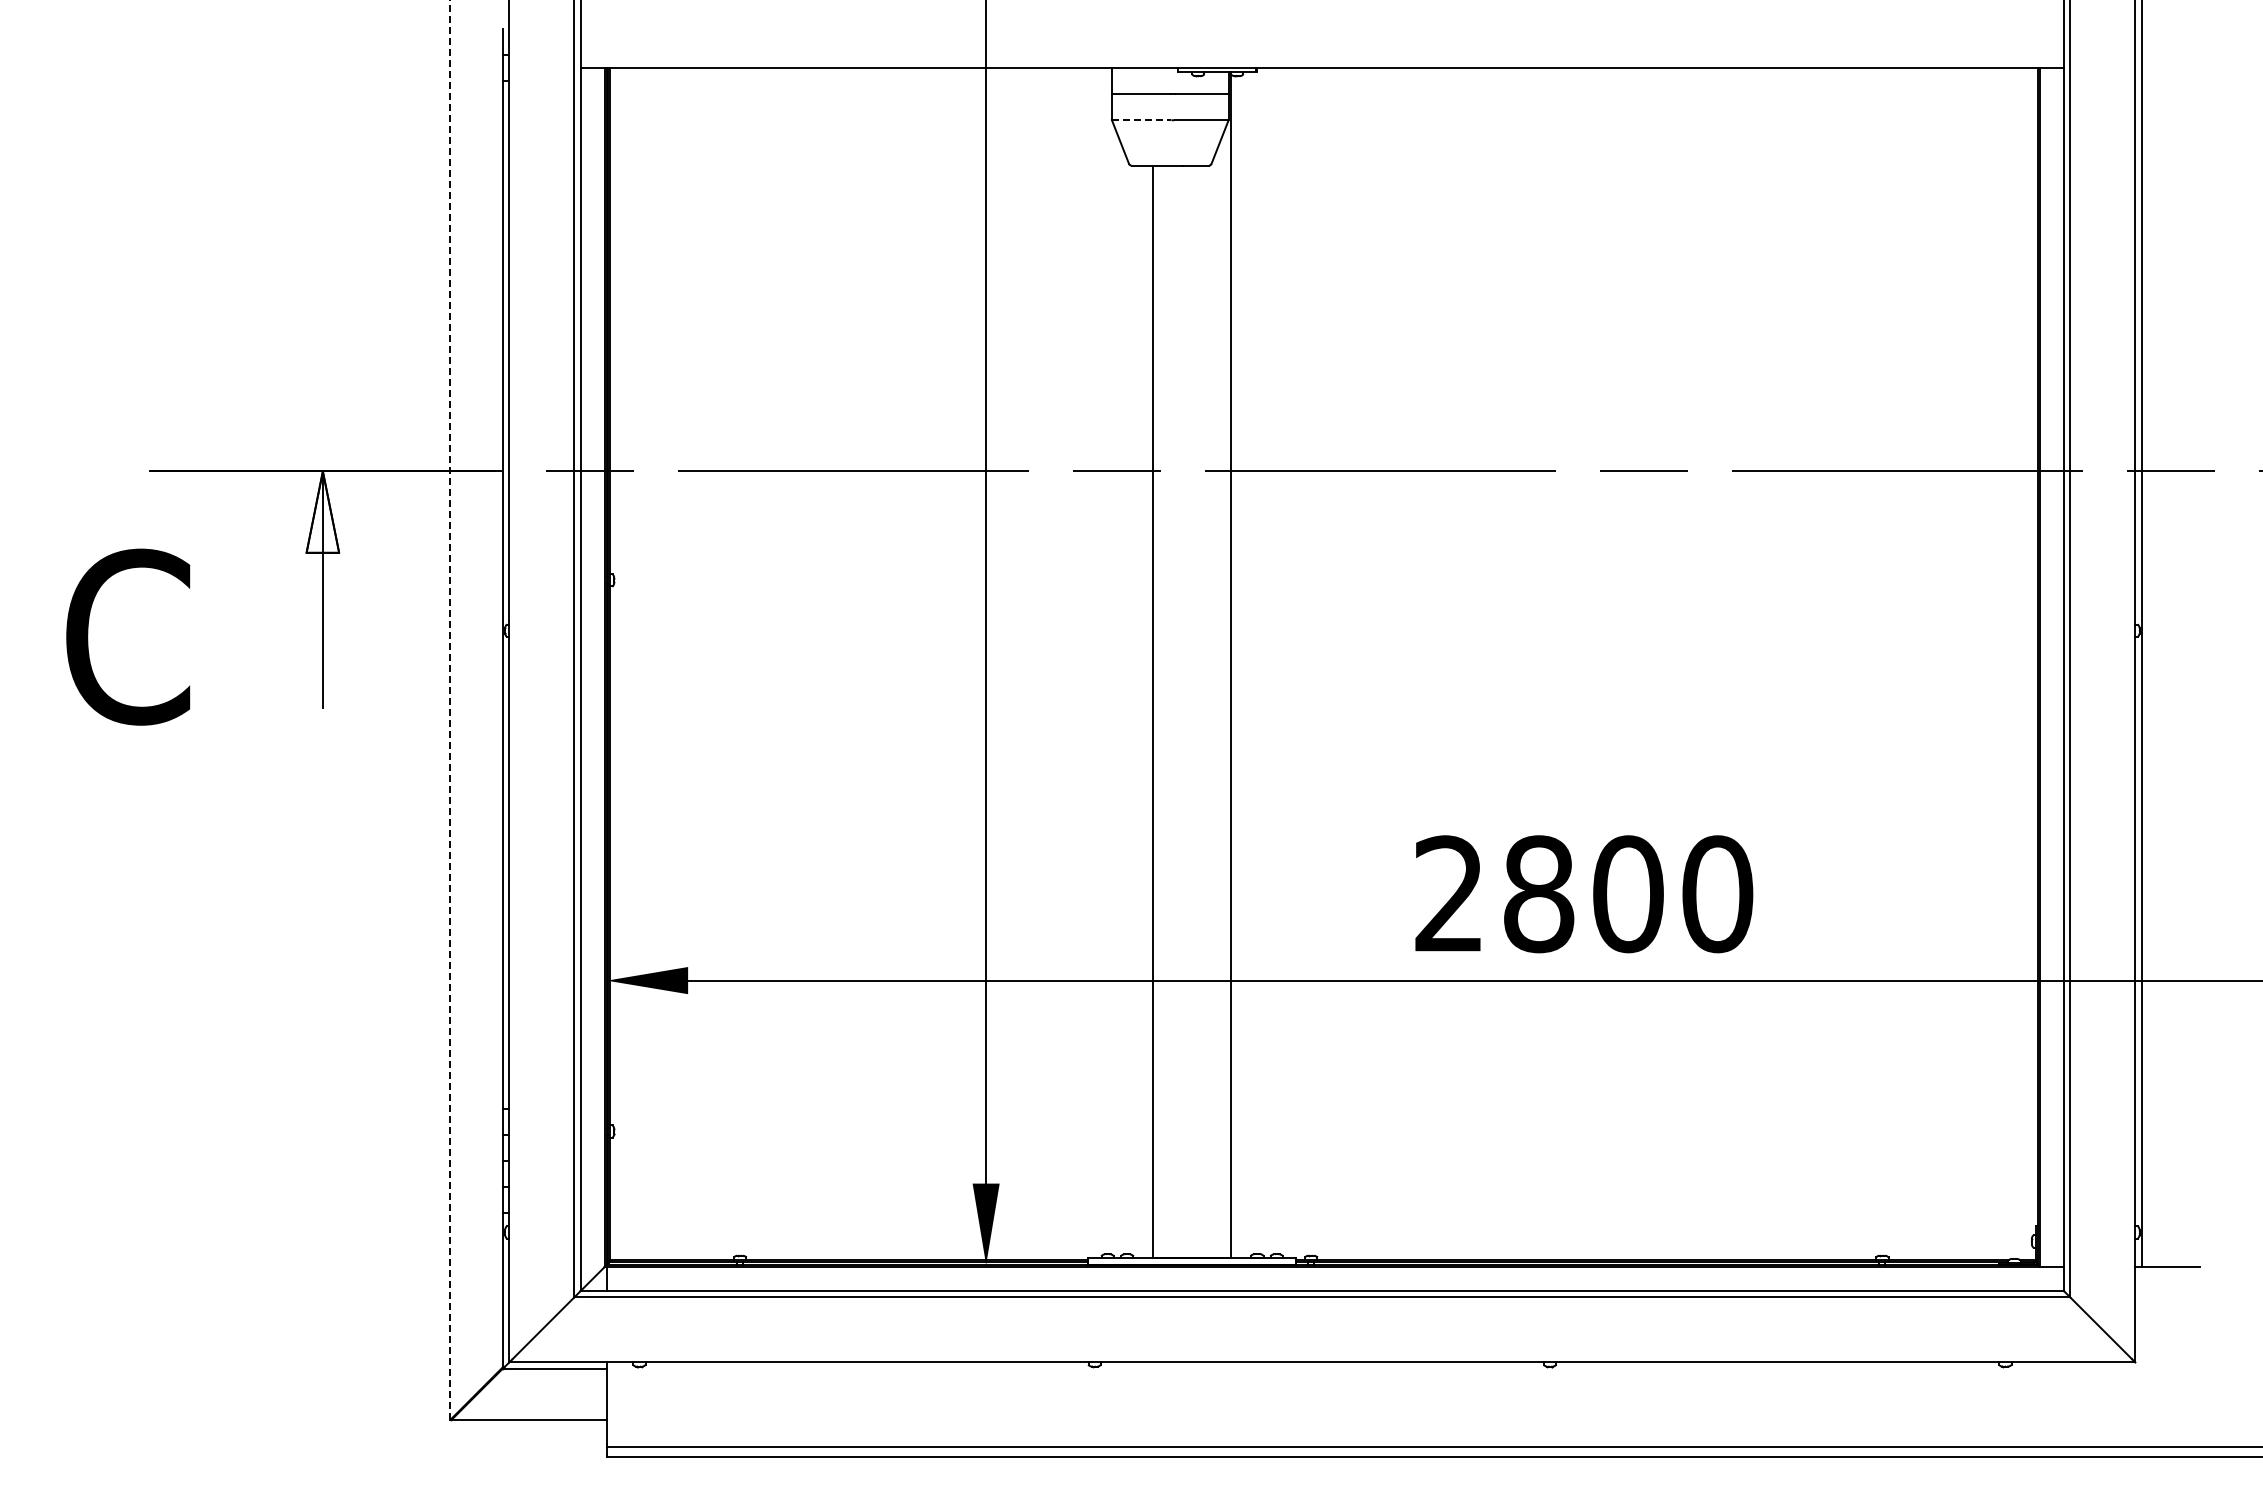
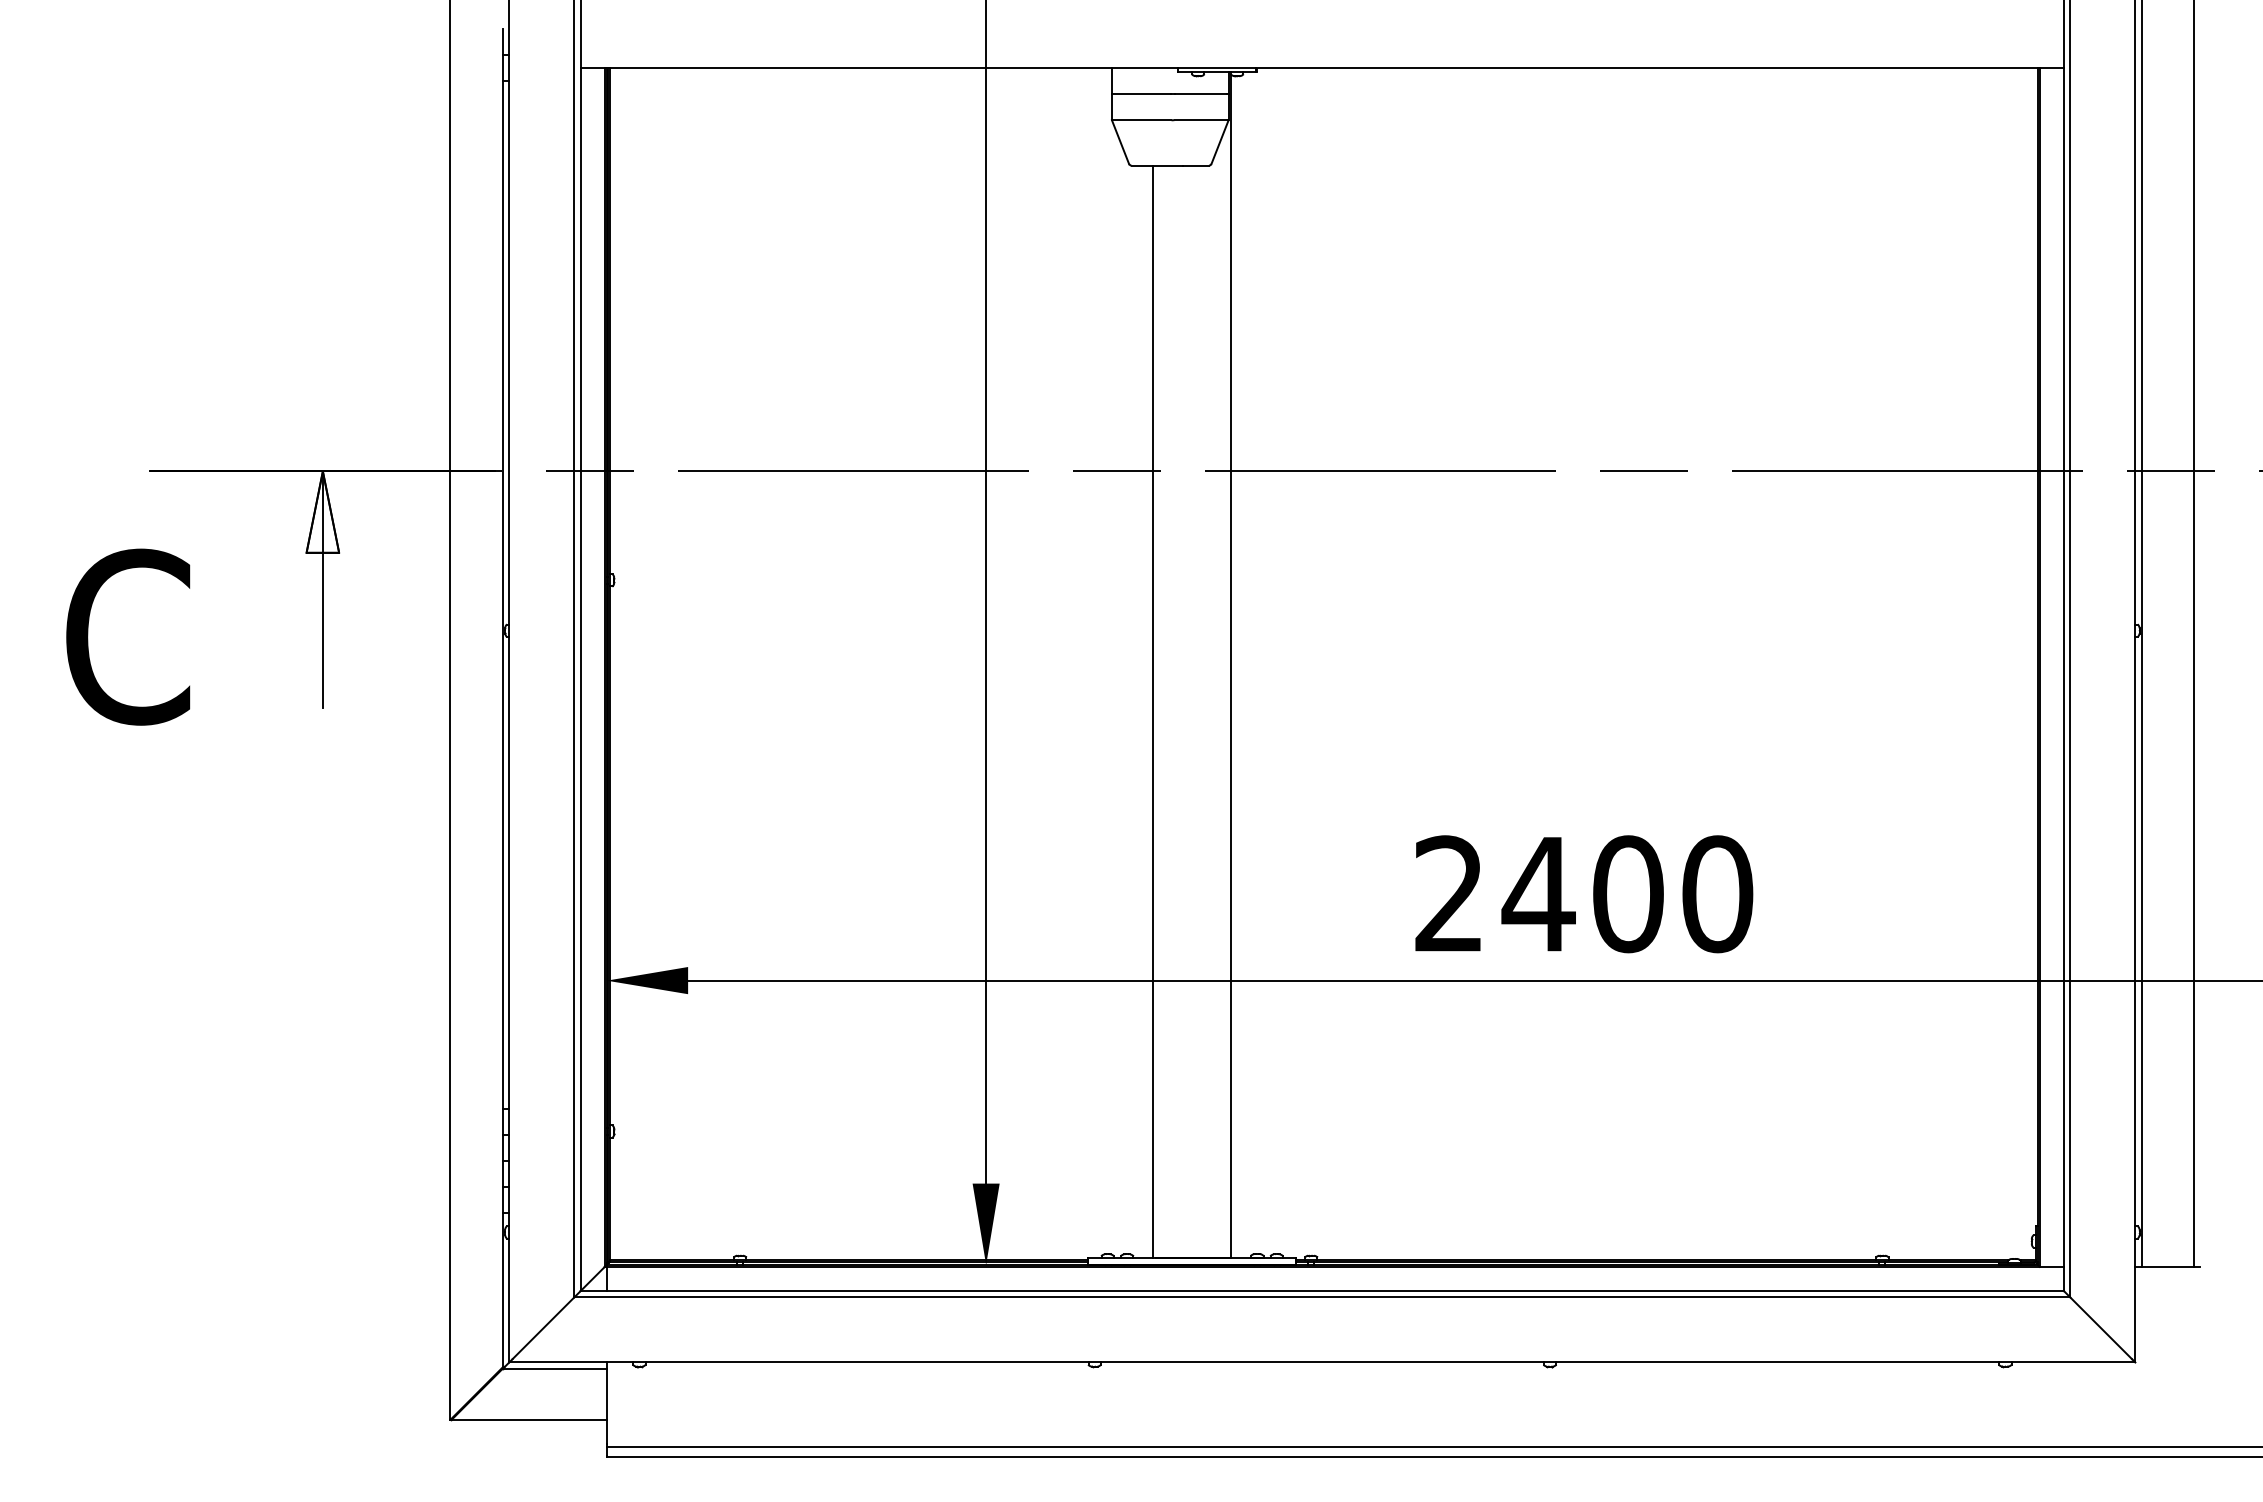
line: dashed -> solid (1141, 120)
line: none -> present (2193, 634)
line: dashed -> solid (449, 710)
text: 2800 -> 2400 (1538, 894)
